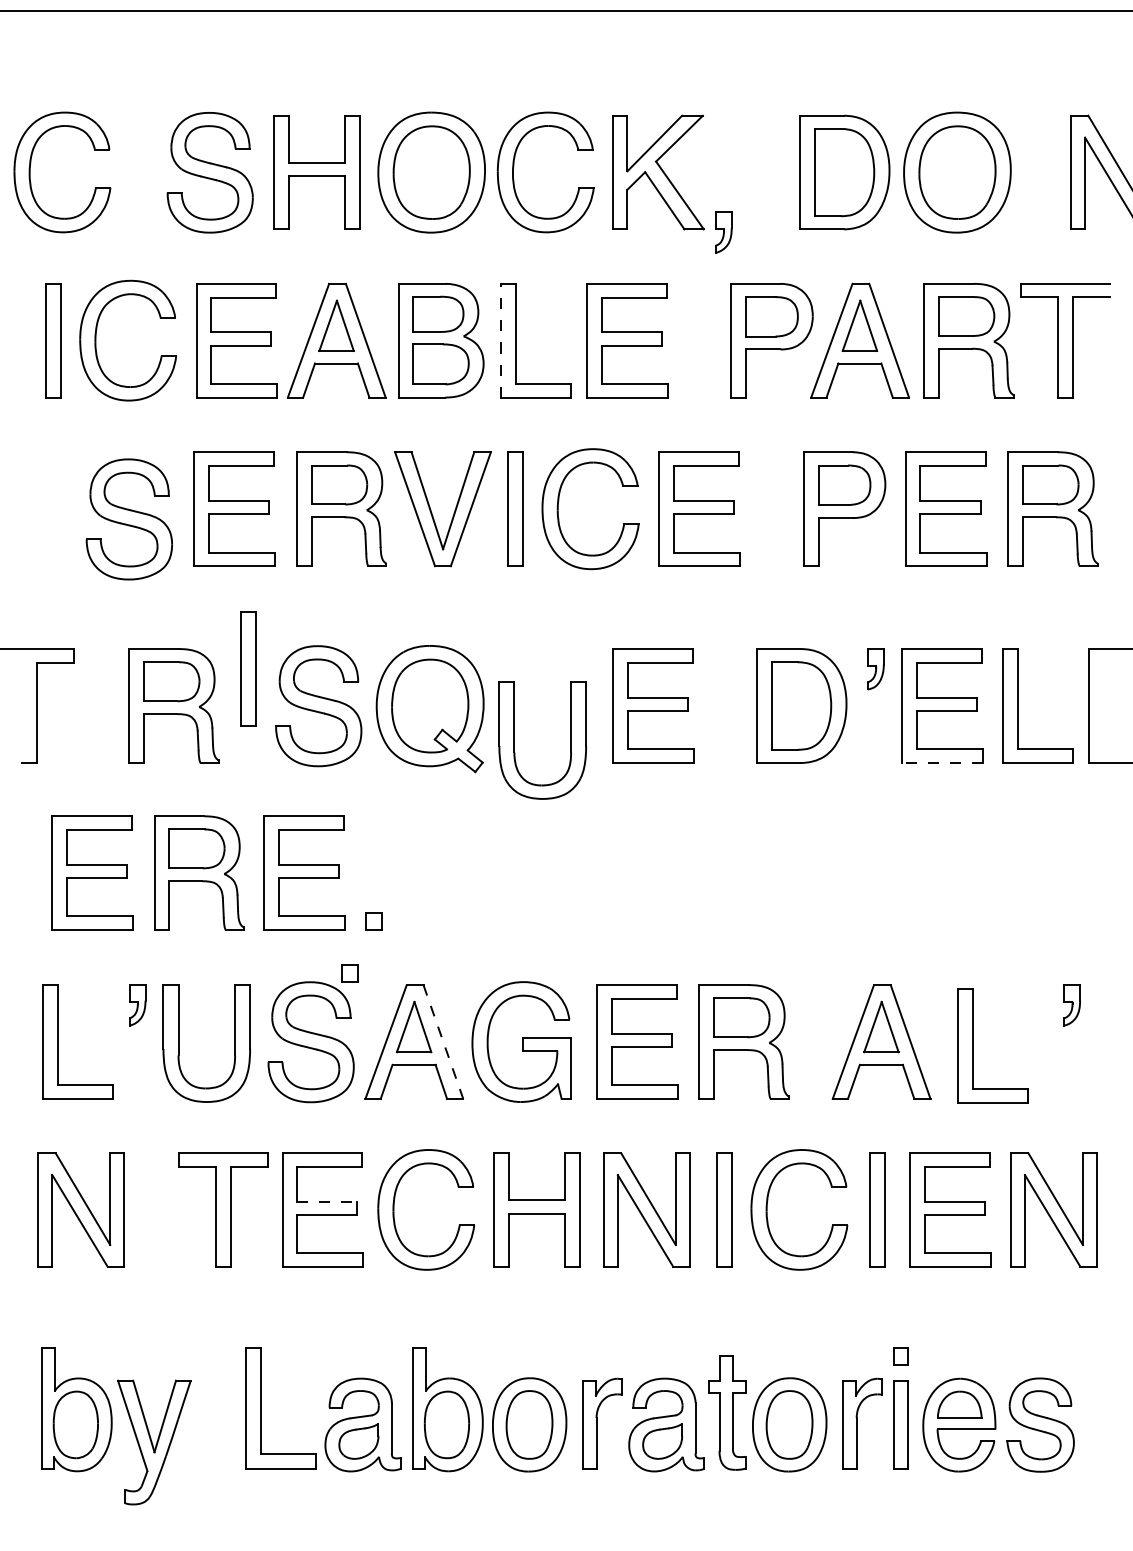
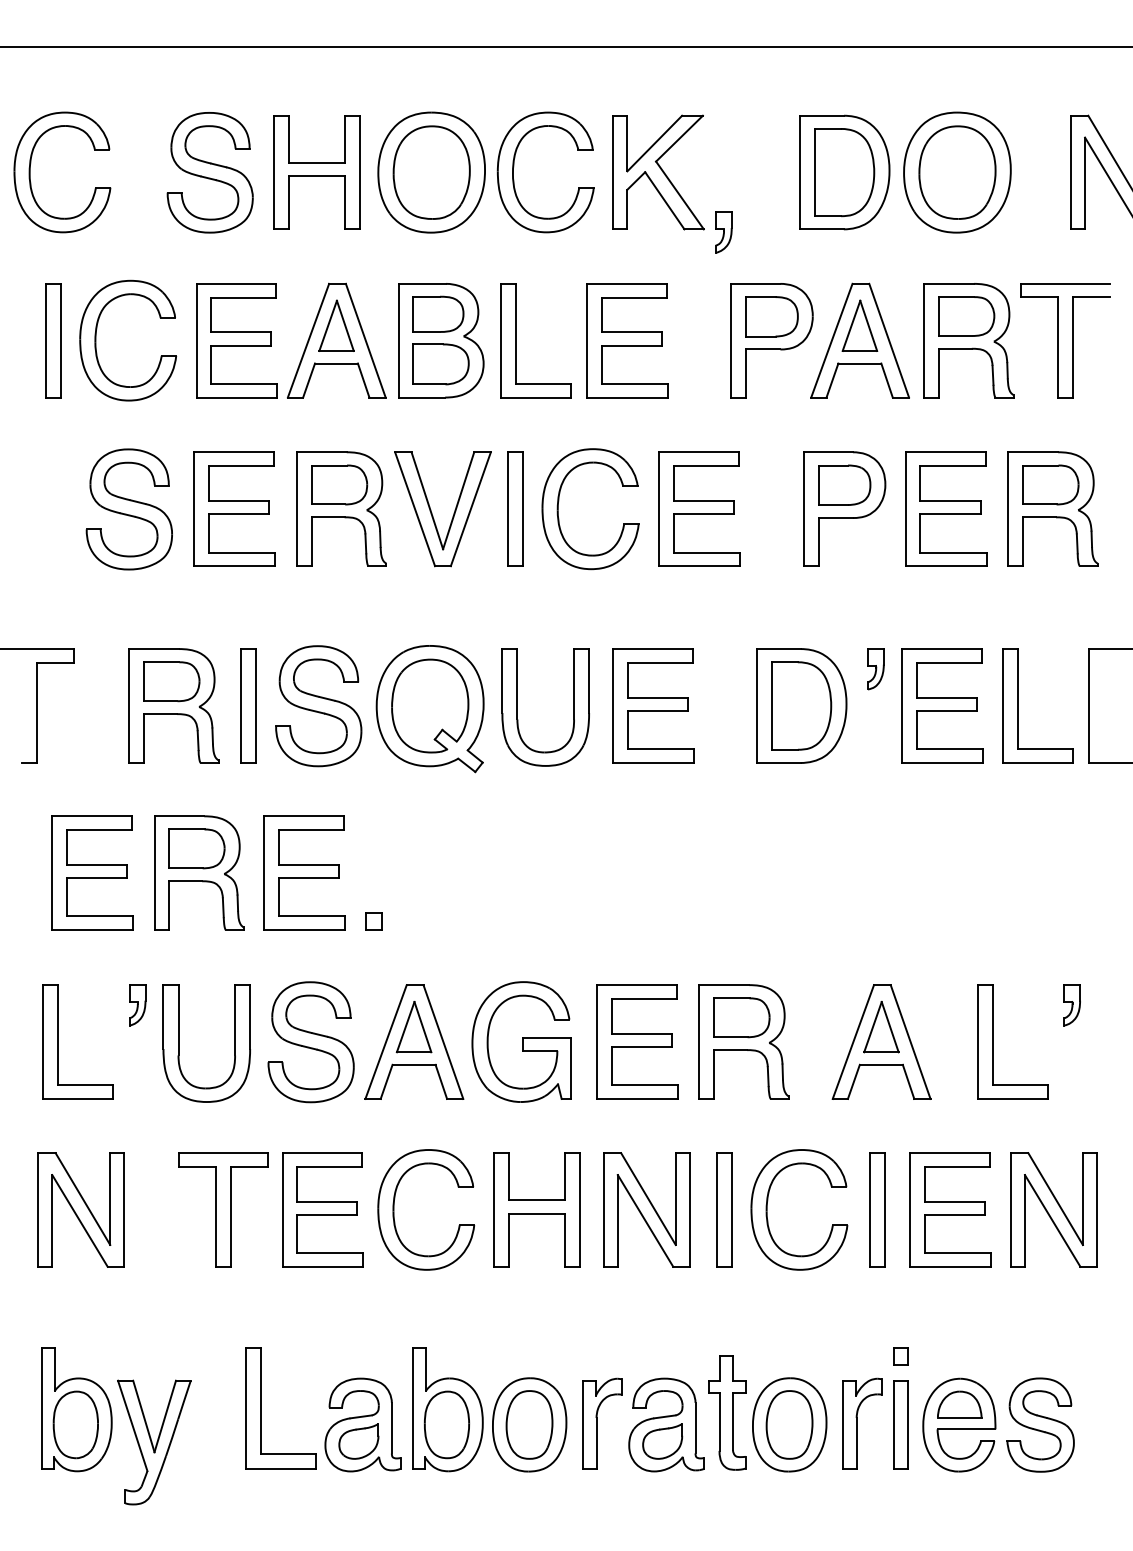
line position: (565, 10) -> (565, 46) (565, 46)
line: dashed -> solid (500, 340)
part position: (128, 519) -> (128, 509) (128, 509)
part position: (248, 668) -> (248, 705) (248, 705)
part position: (514, 740) -> (517, 707) (517, 707)
line: dashed -> solid (942, 762)
part: present -> none (349, 973)
line: dashed -> solid (443, 1042)
part position: (973, 1045) -> (993, 1041) (993, 1041)
line: dashed -> solid (327, 1201)
